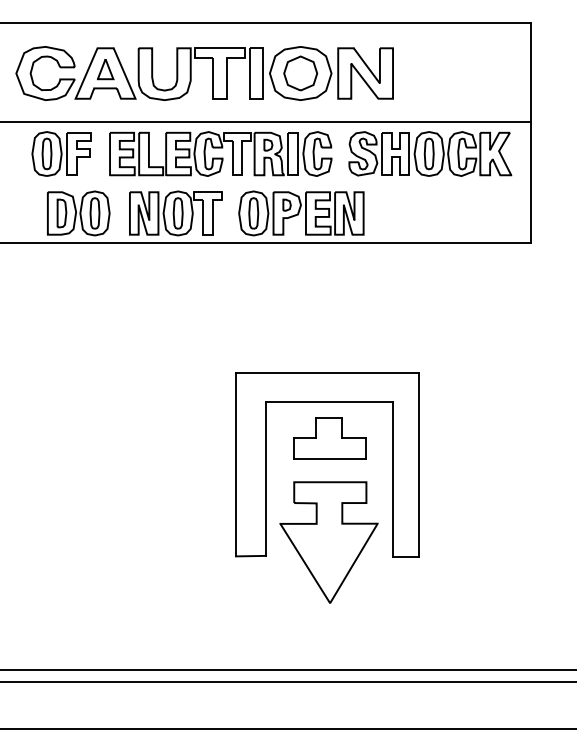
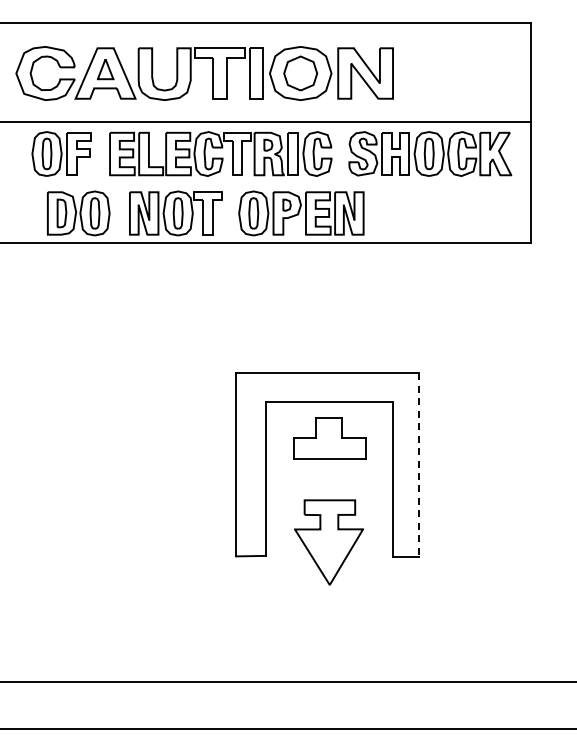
line: solid -> dashed (419, 465)
part size: 100x123 px -> 70x87 px (328, 542)
line: present -> none (287, 670)
